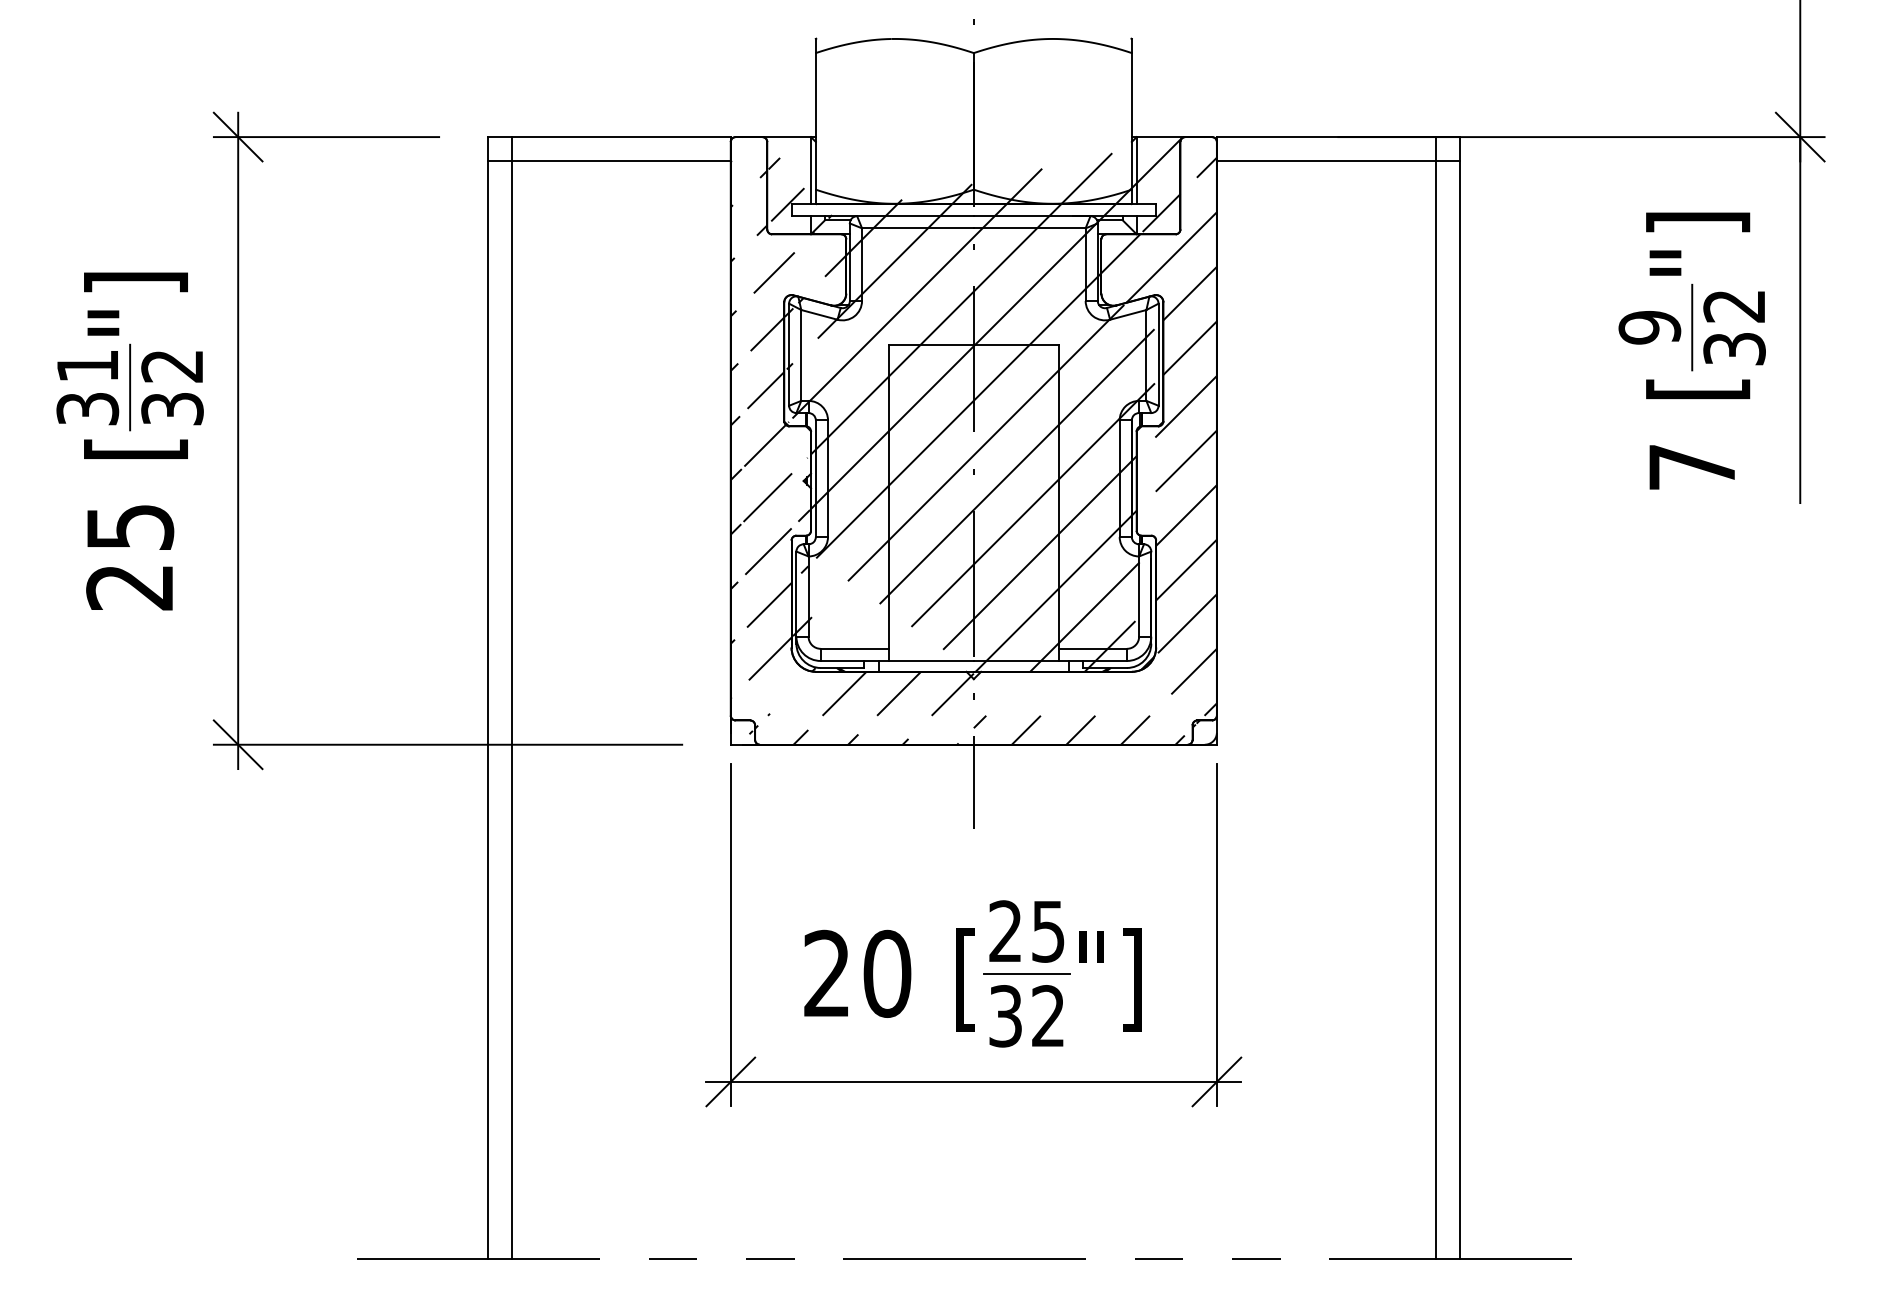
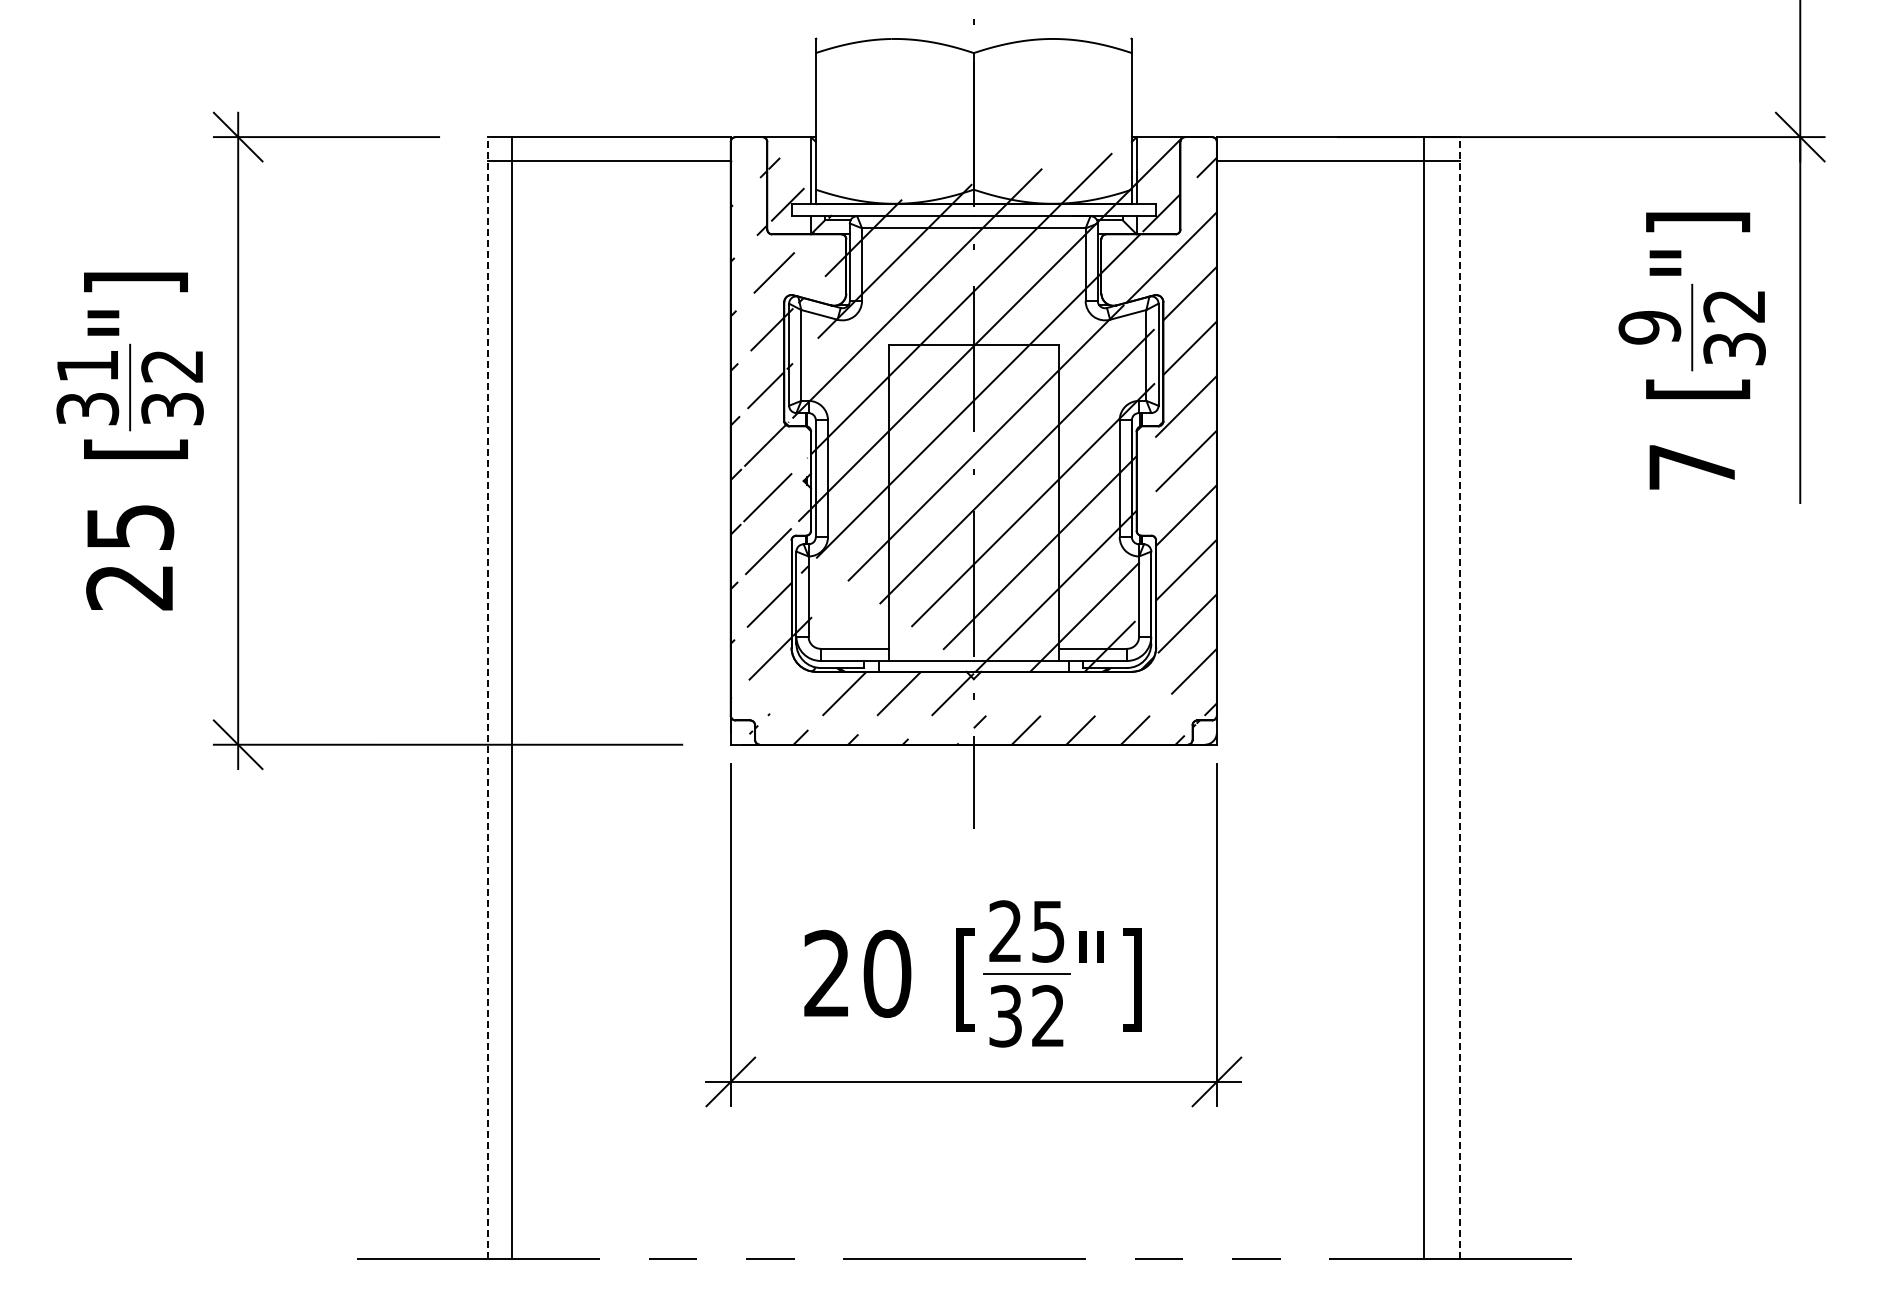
line: solid -> dashed (487, 697)
line: solid -> dashed (1459, 697)
line position: (1435, 698) -> (1423, 698) (1423, 698)
